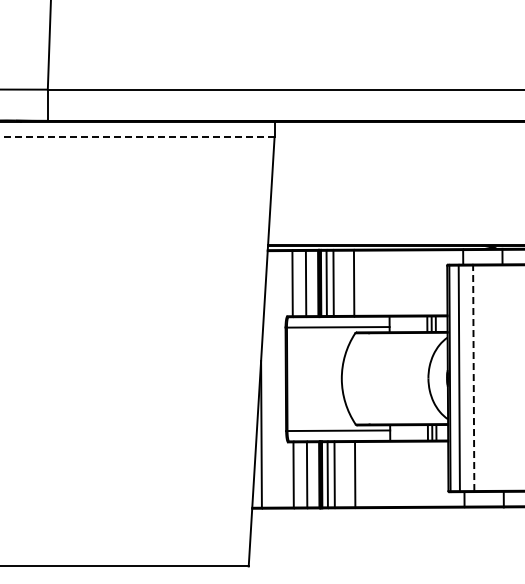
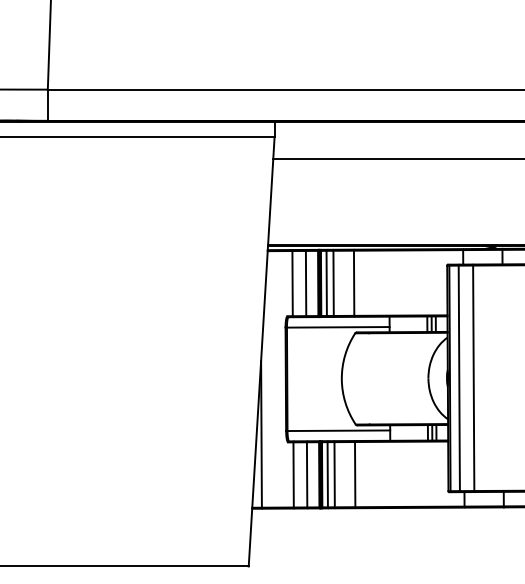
line: dashed -> solid (136, 137)
line: none -> present (397, 158)
line: dashed -> solid (473, 378)
